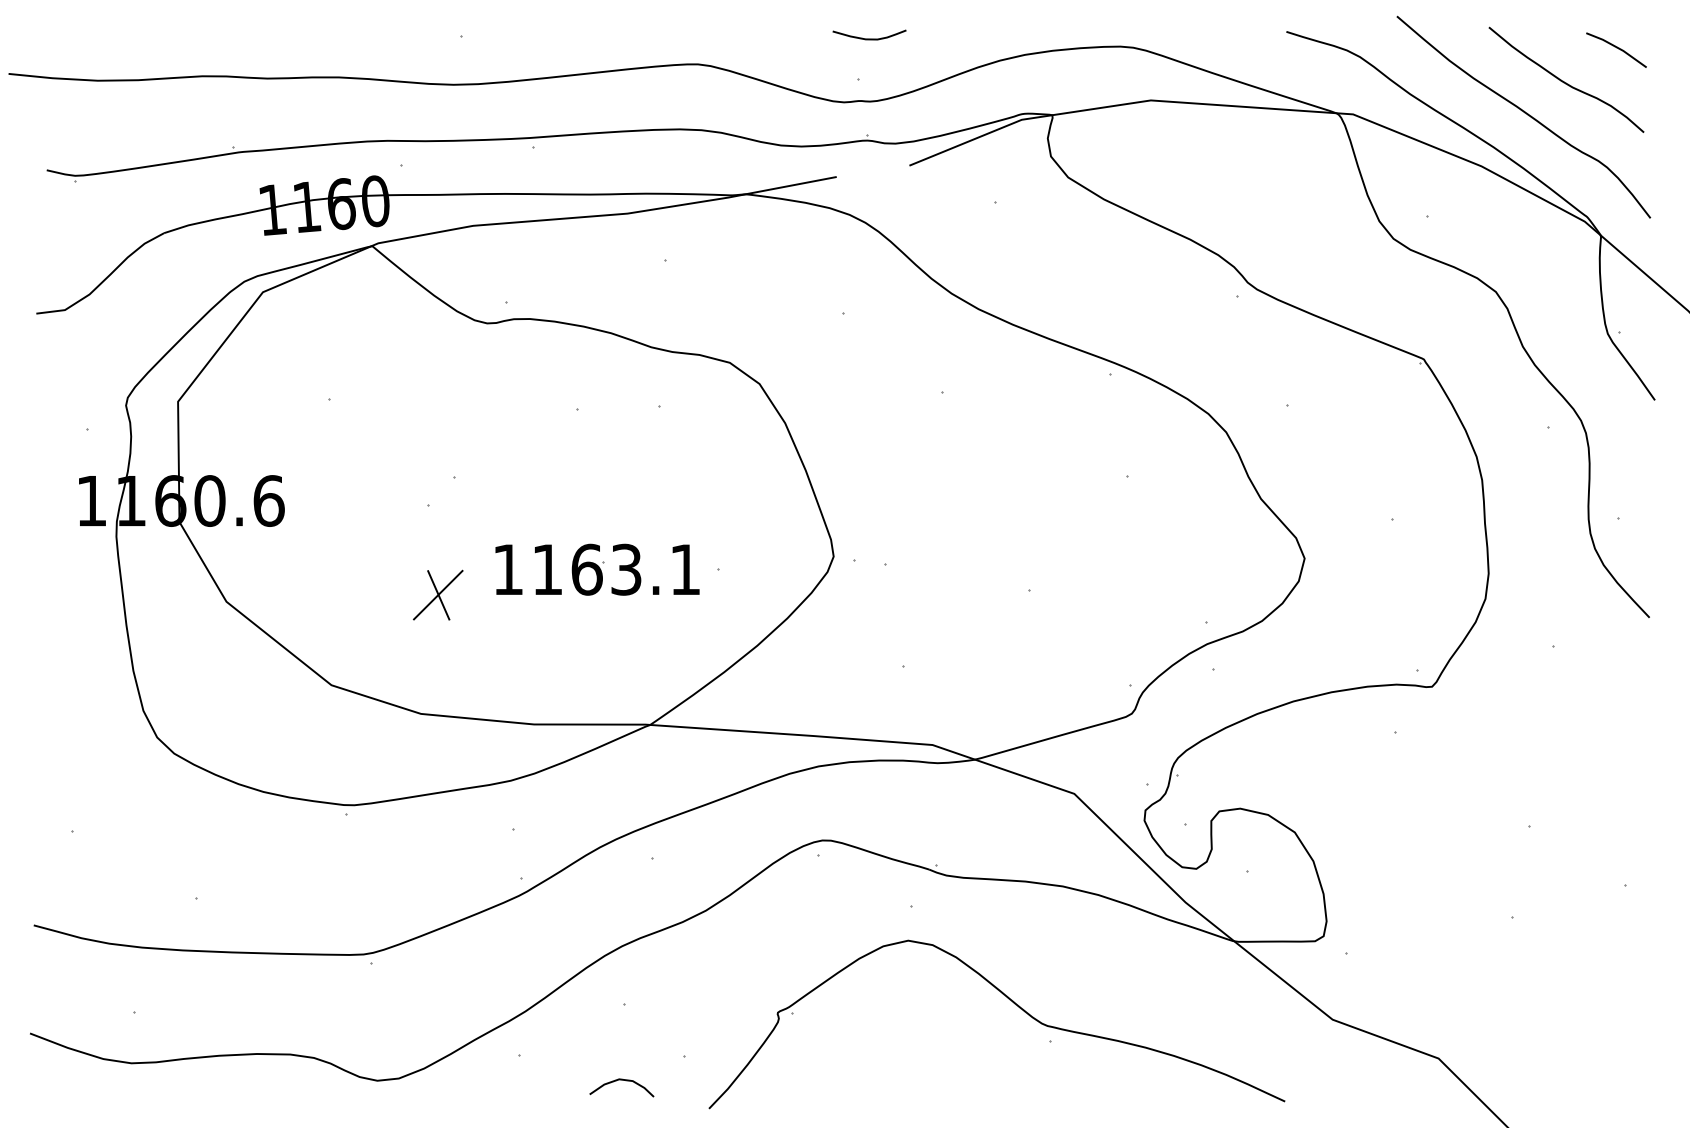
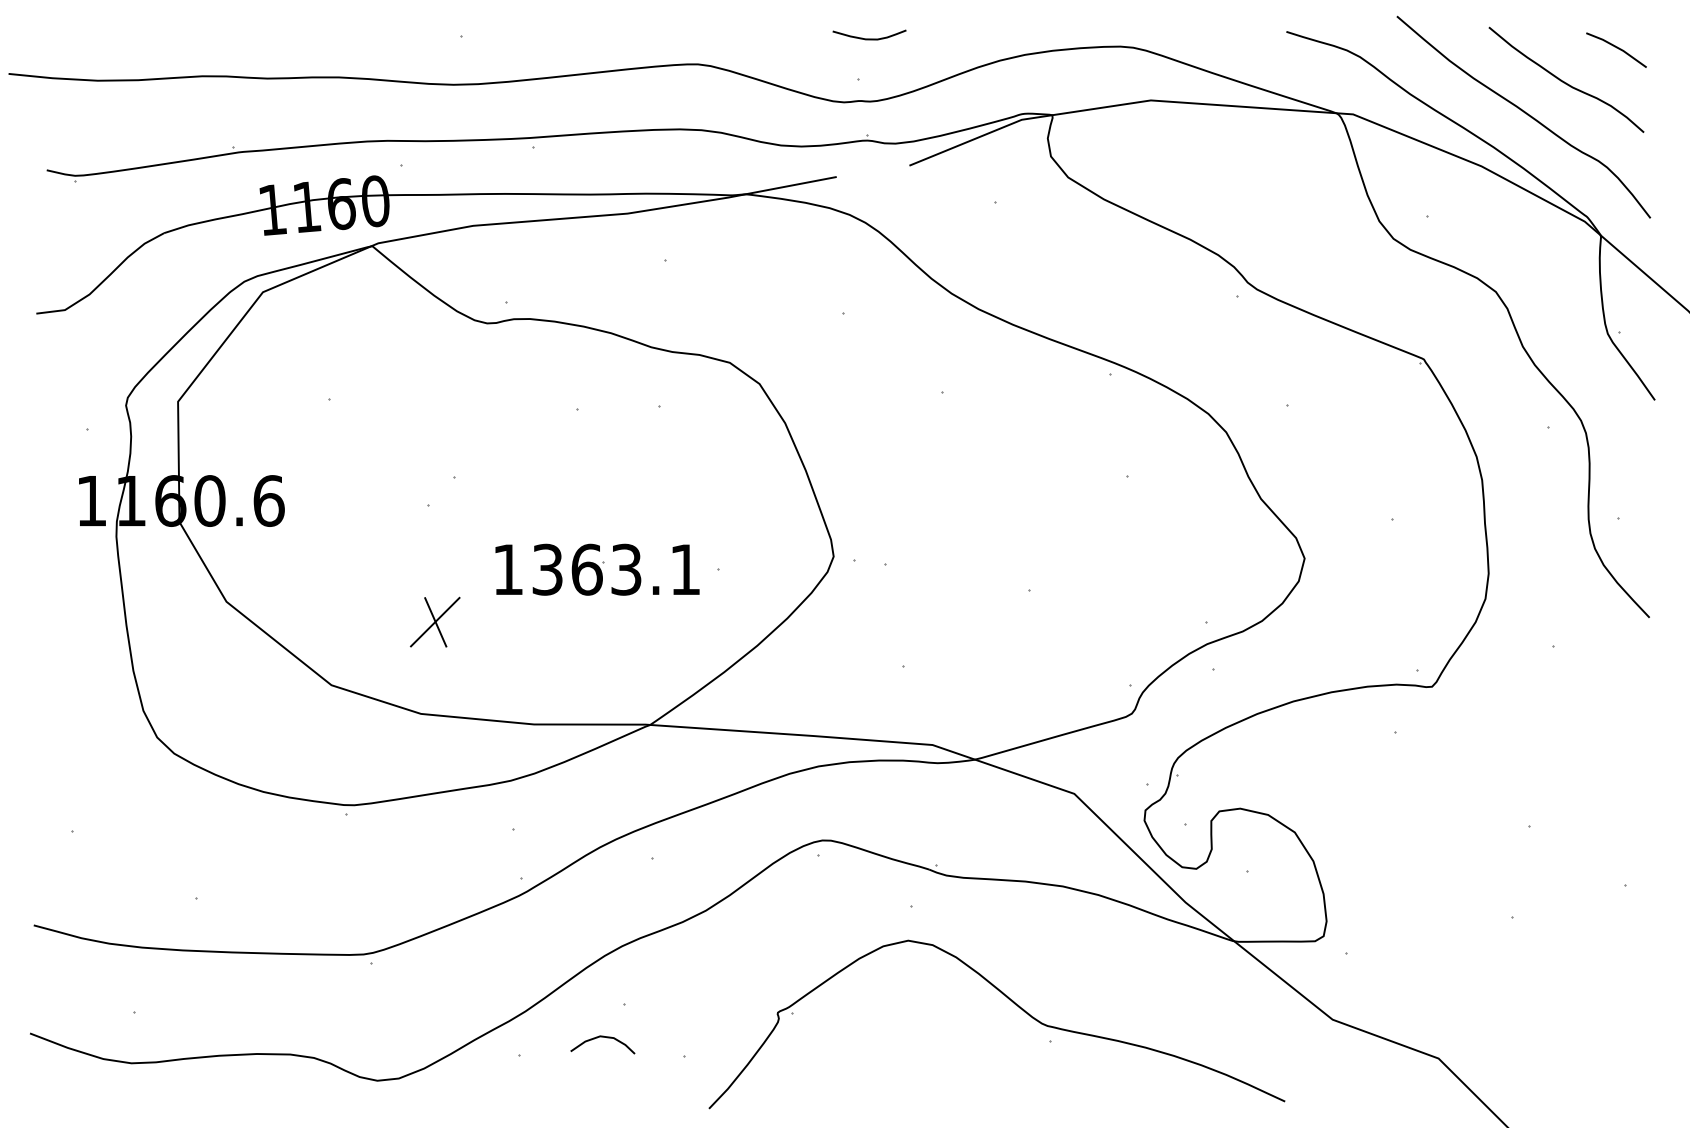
text: 1163.1 -> 1363.1 (547, 569)
part position: (438, 594) -> (435, 621) (435, 621)
curve position: (621, 1080) -> (602, 1037) (602, 1037)
